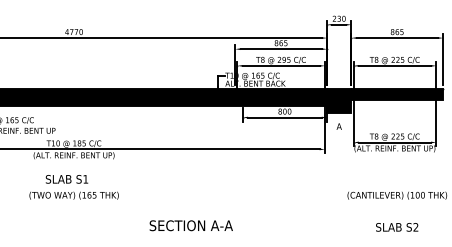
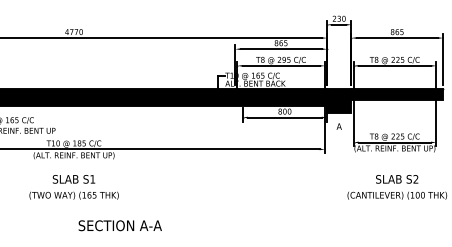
text position: (66, 179) -> (73, 179) (73, 179)
text position: (190, 225) -> (119, 225) (119, 225)
text position: (397, 227) -> (397, 179) (397, 179)
